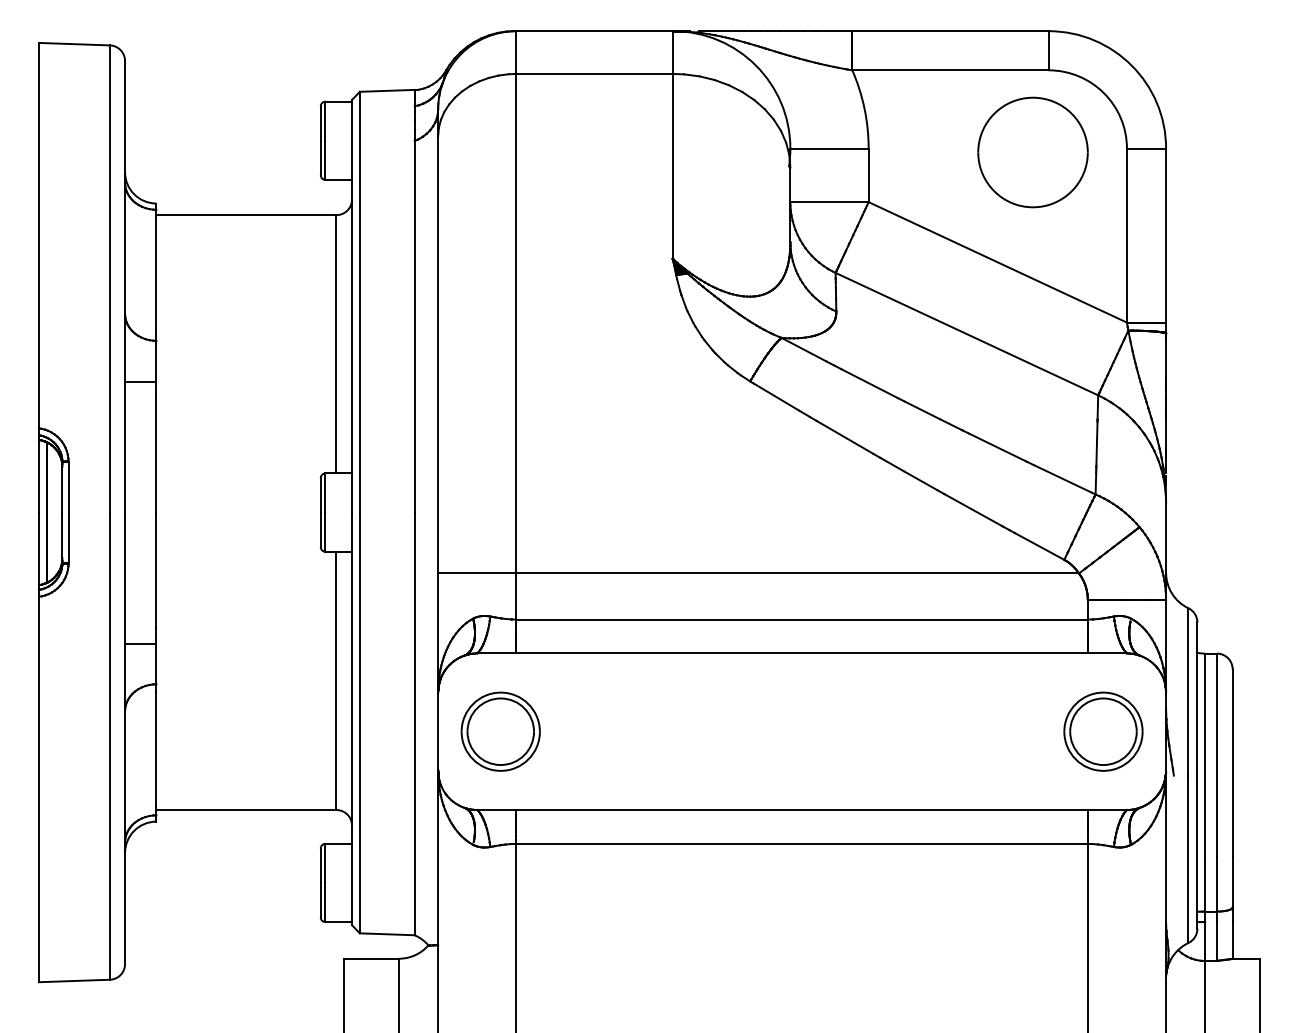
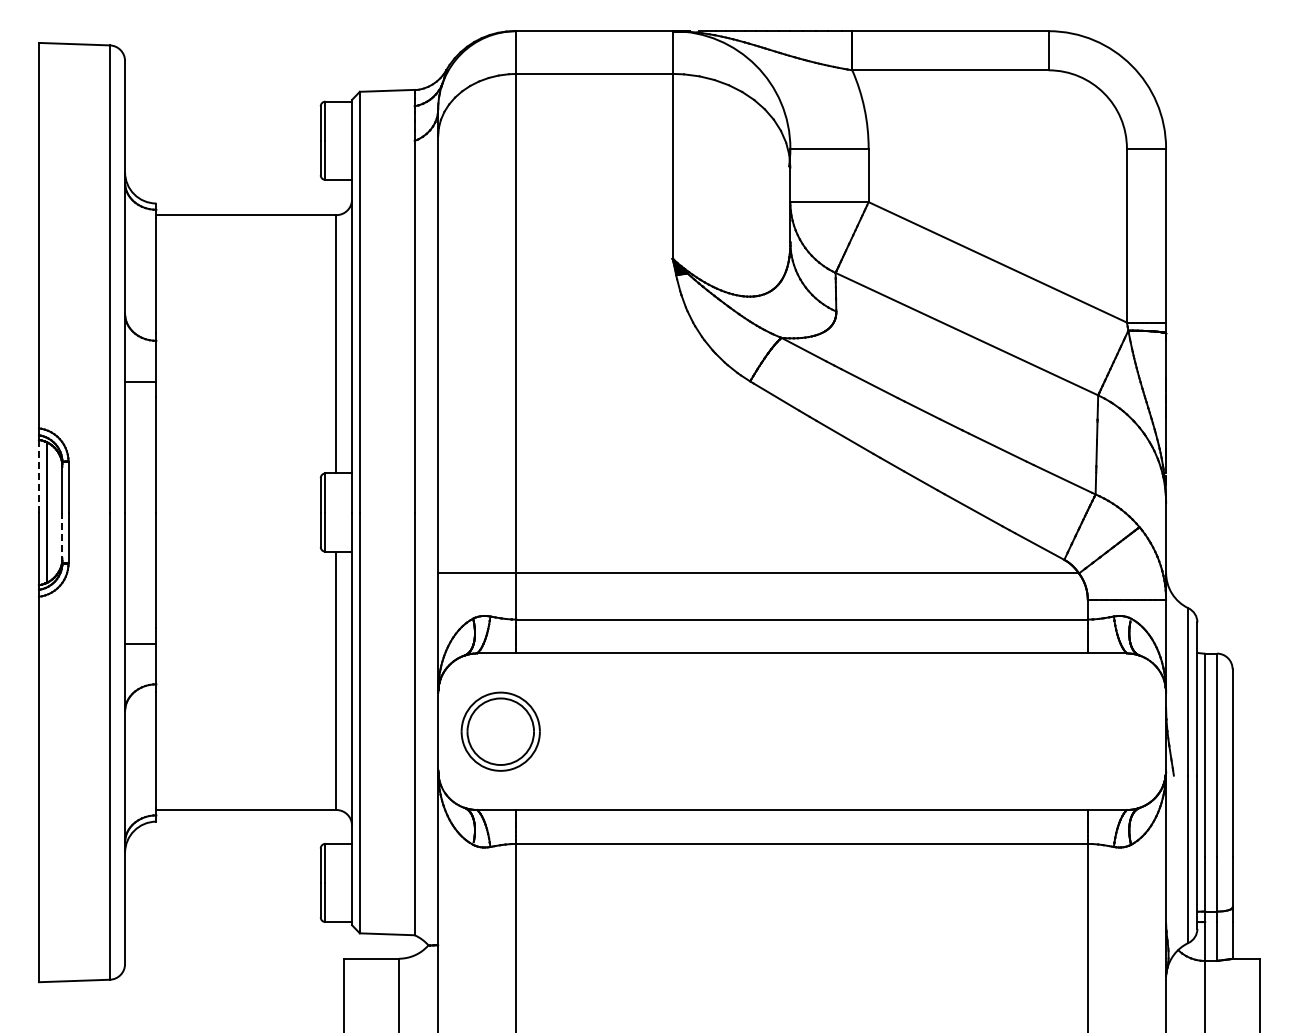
part: present -> none (1032, 152)
line: solid -> dashed (38, 475)
line: solid -> dashed (62, 537)
part: present -> none (1103, 731)
